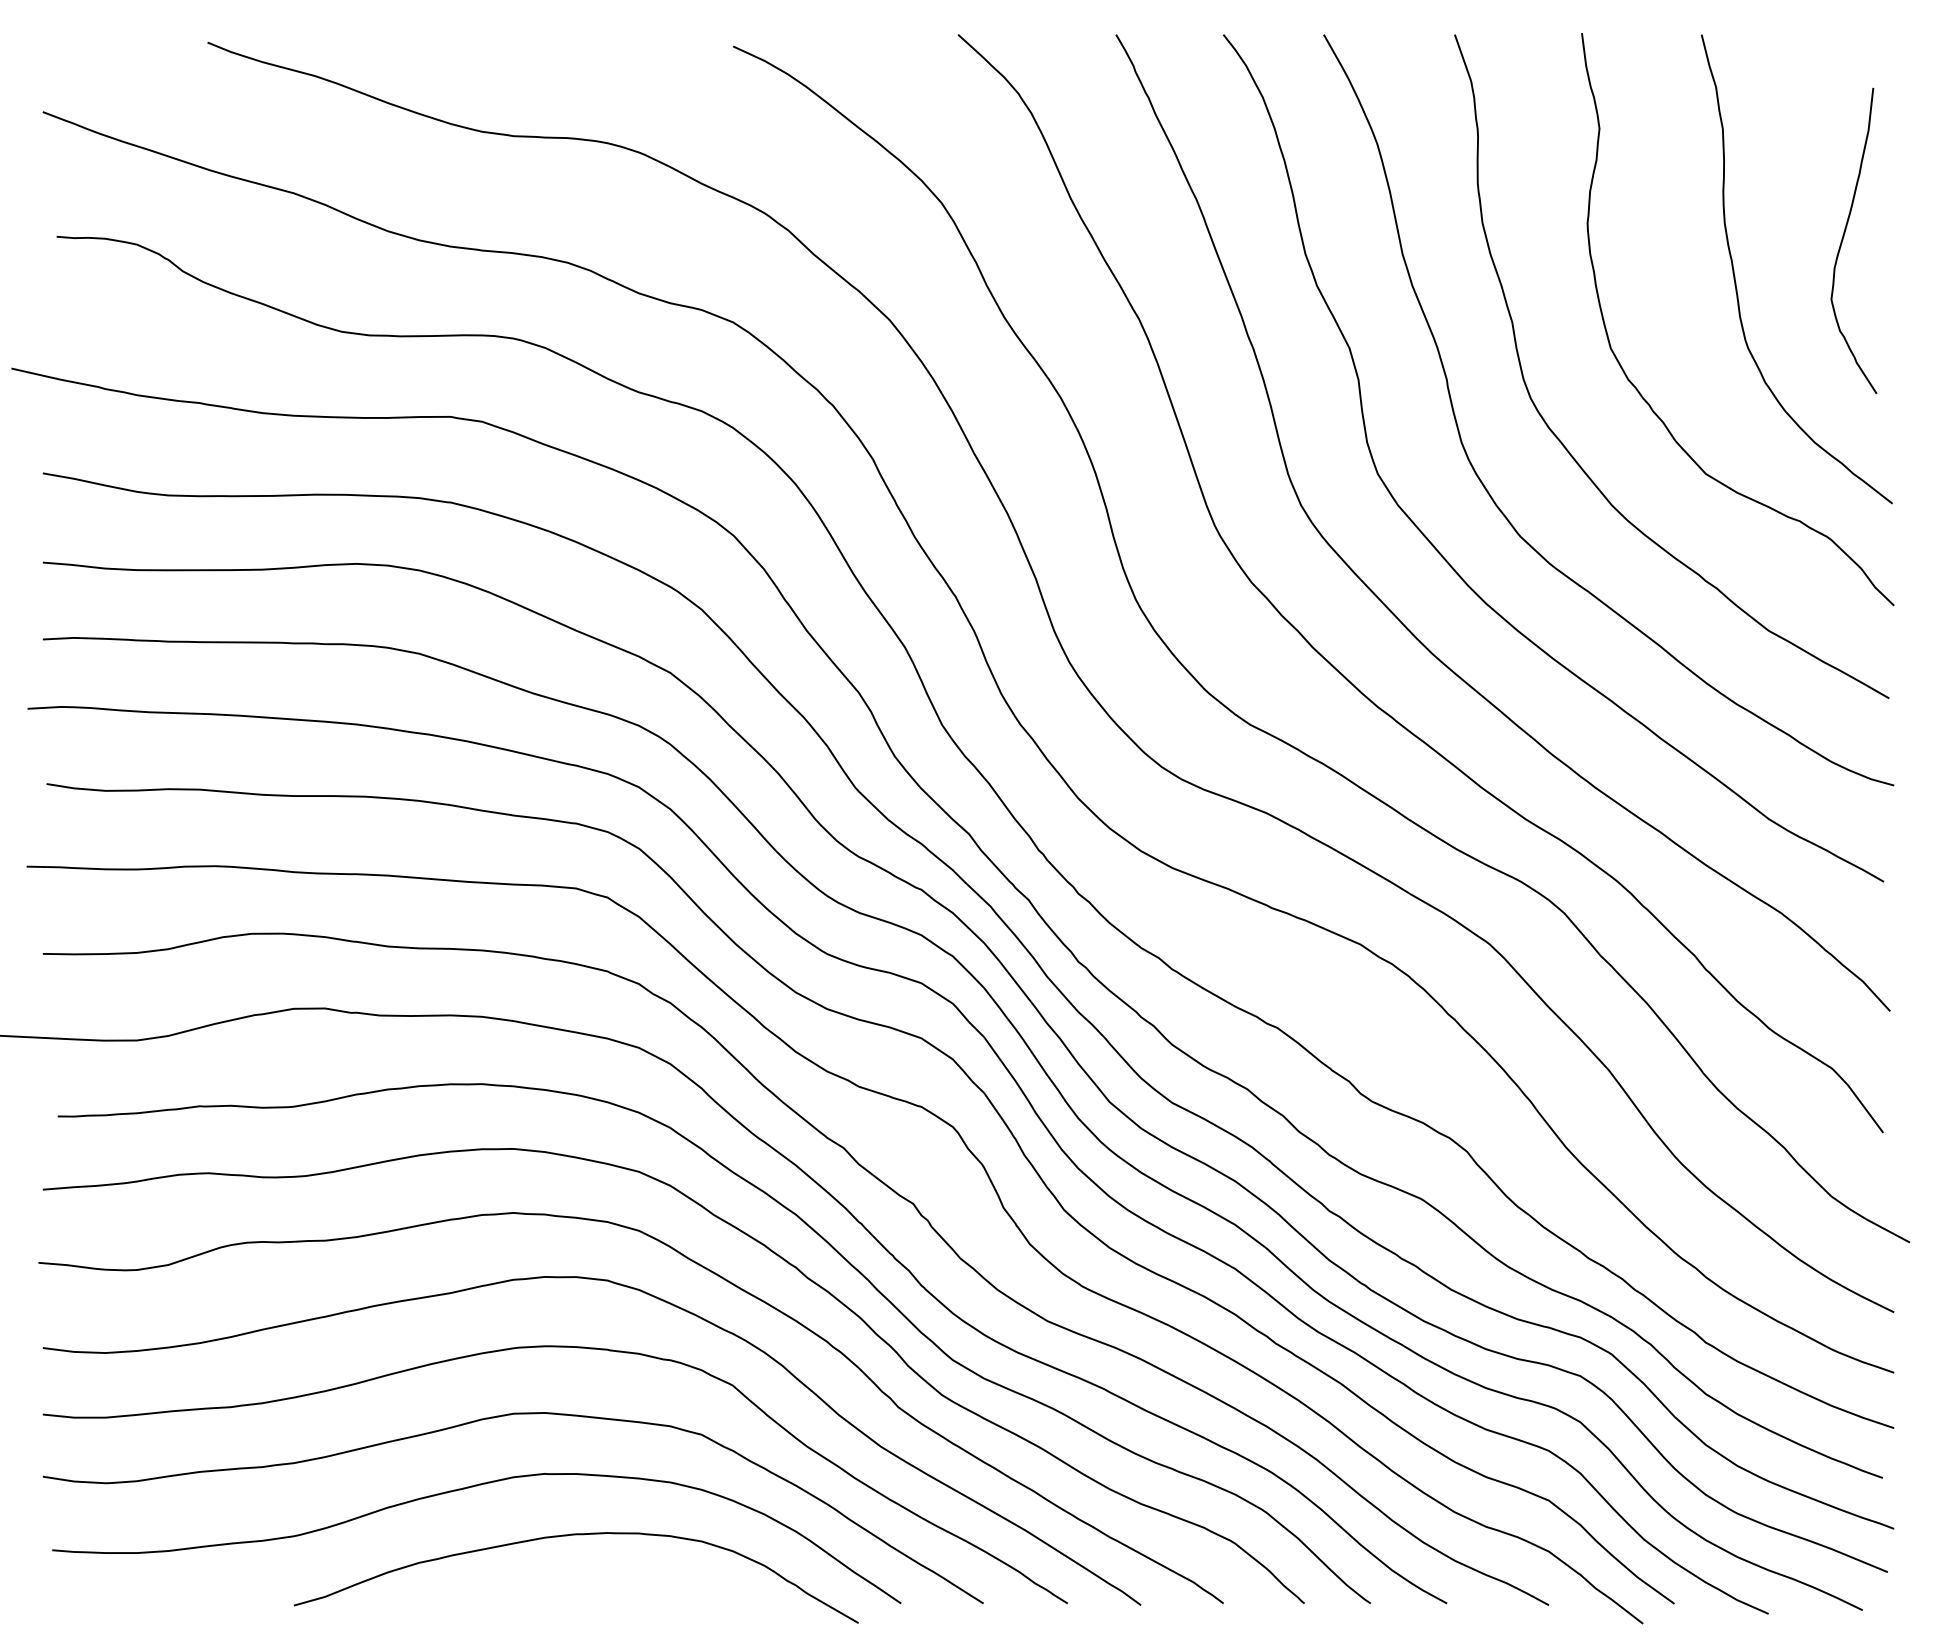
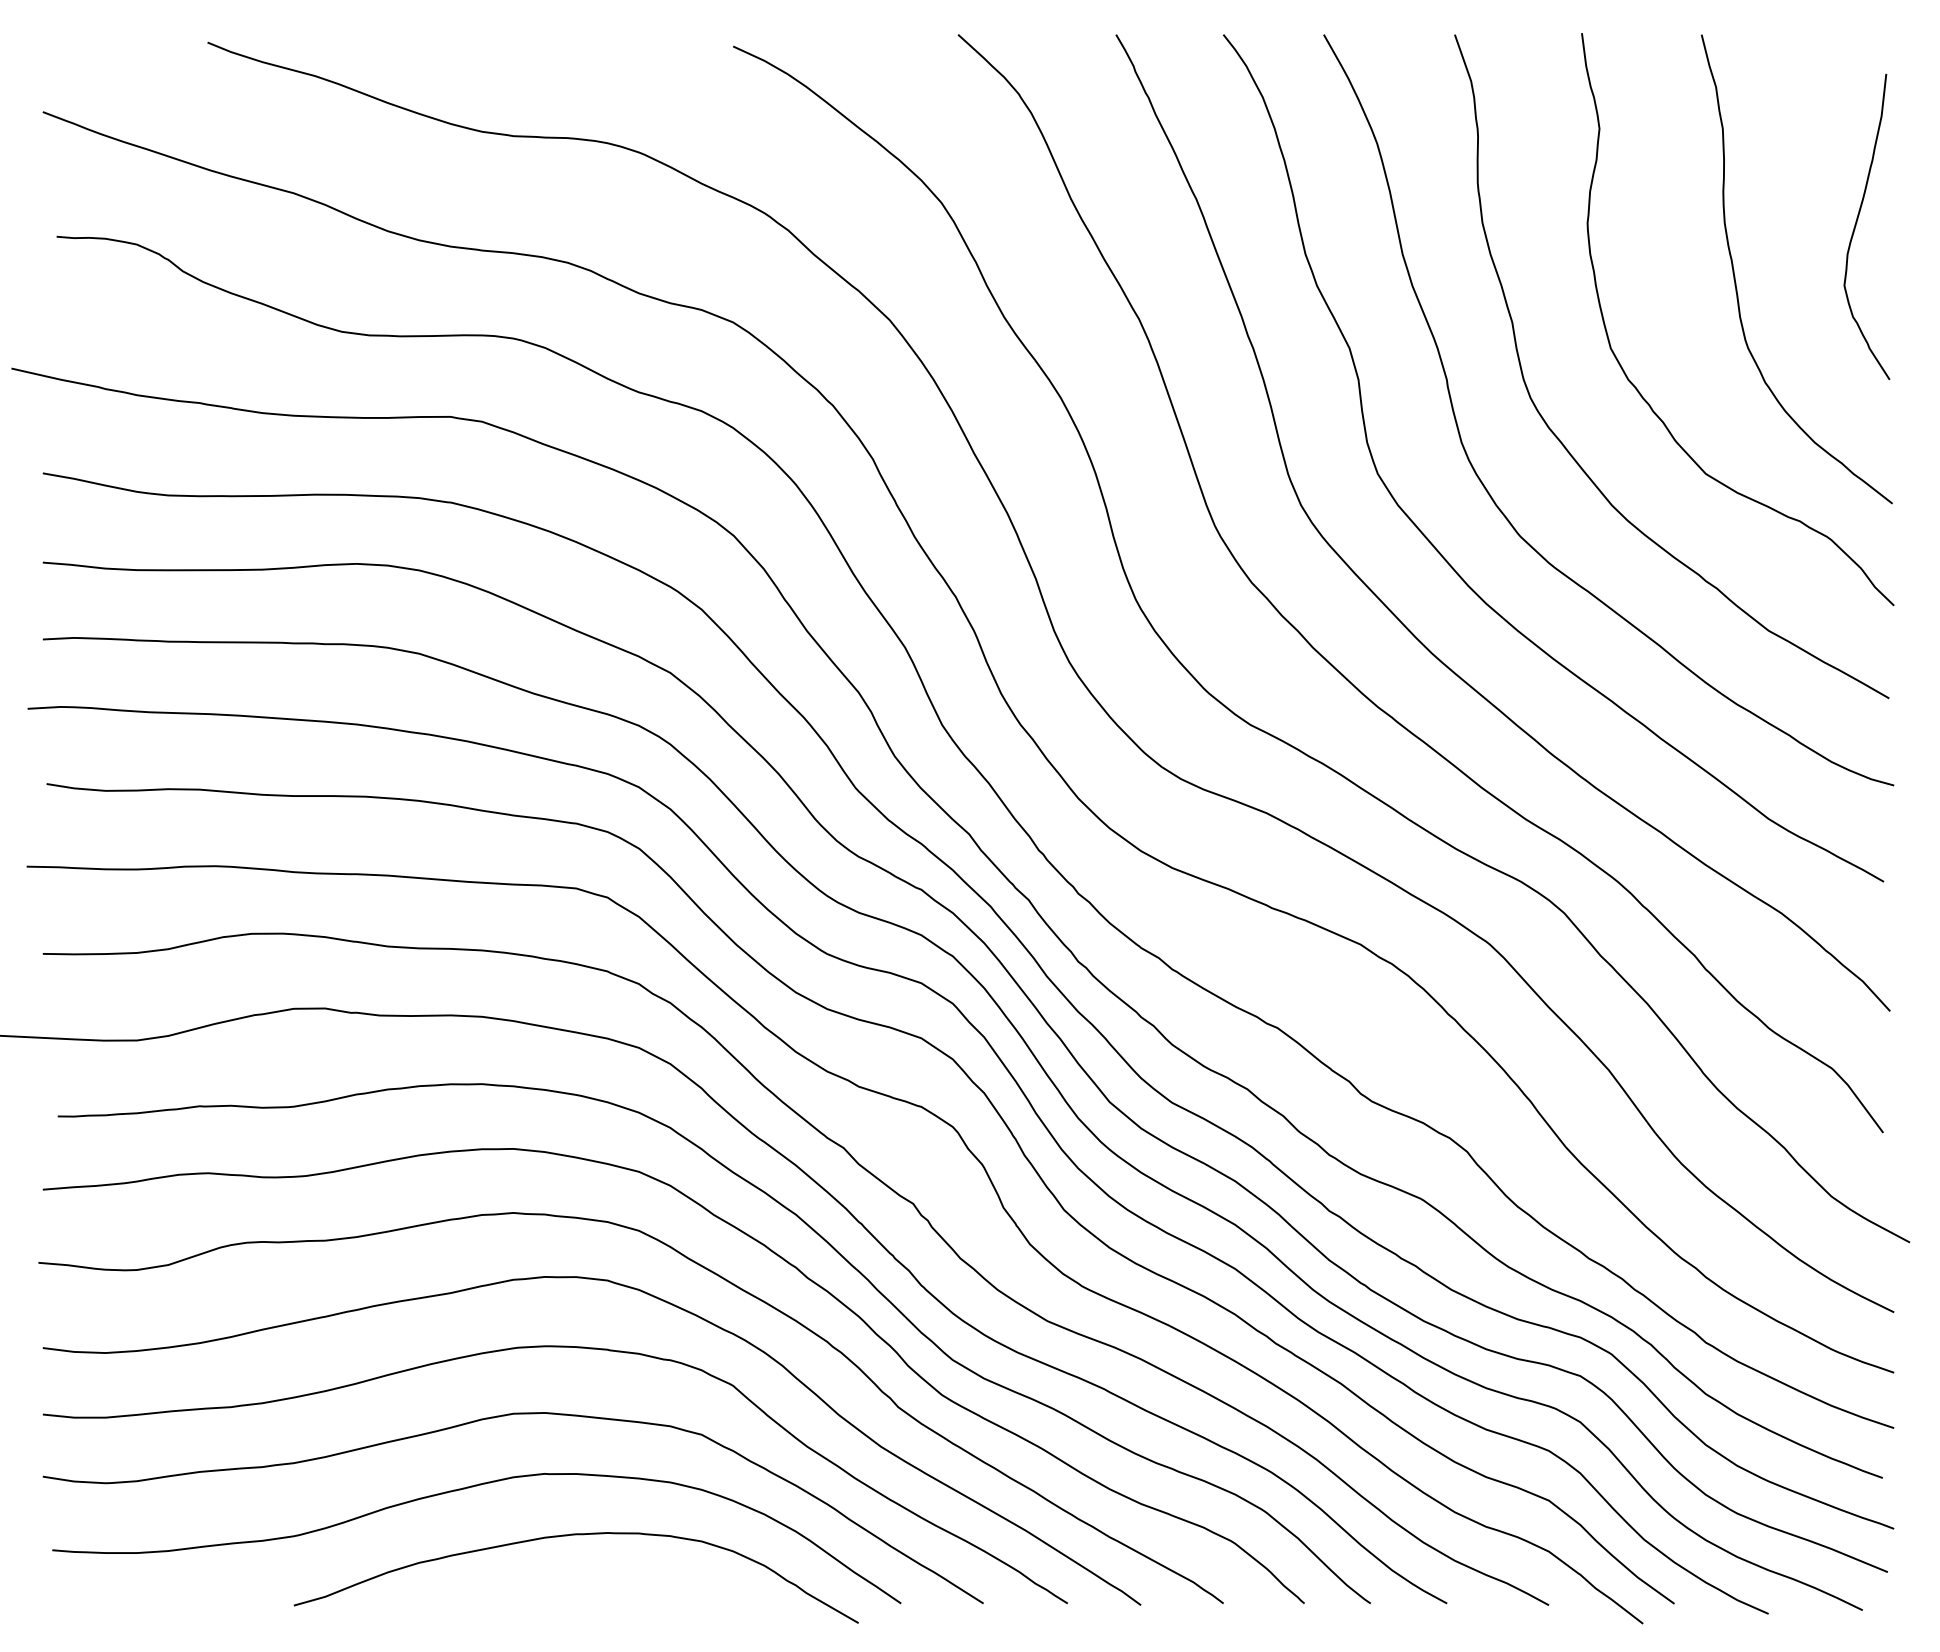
curve position: (1844, 236) -> (1857, 222) (1857, 222)
